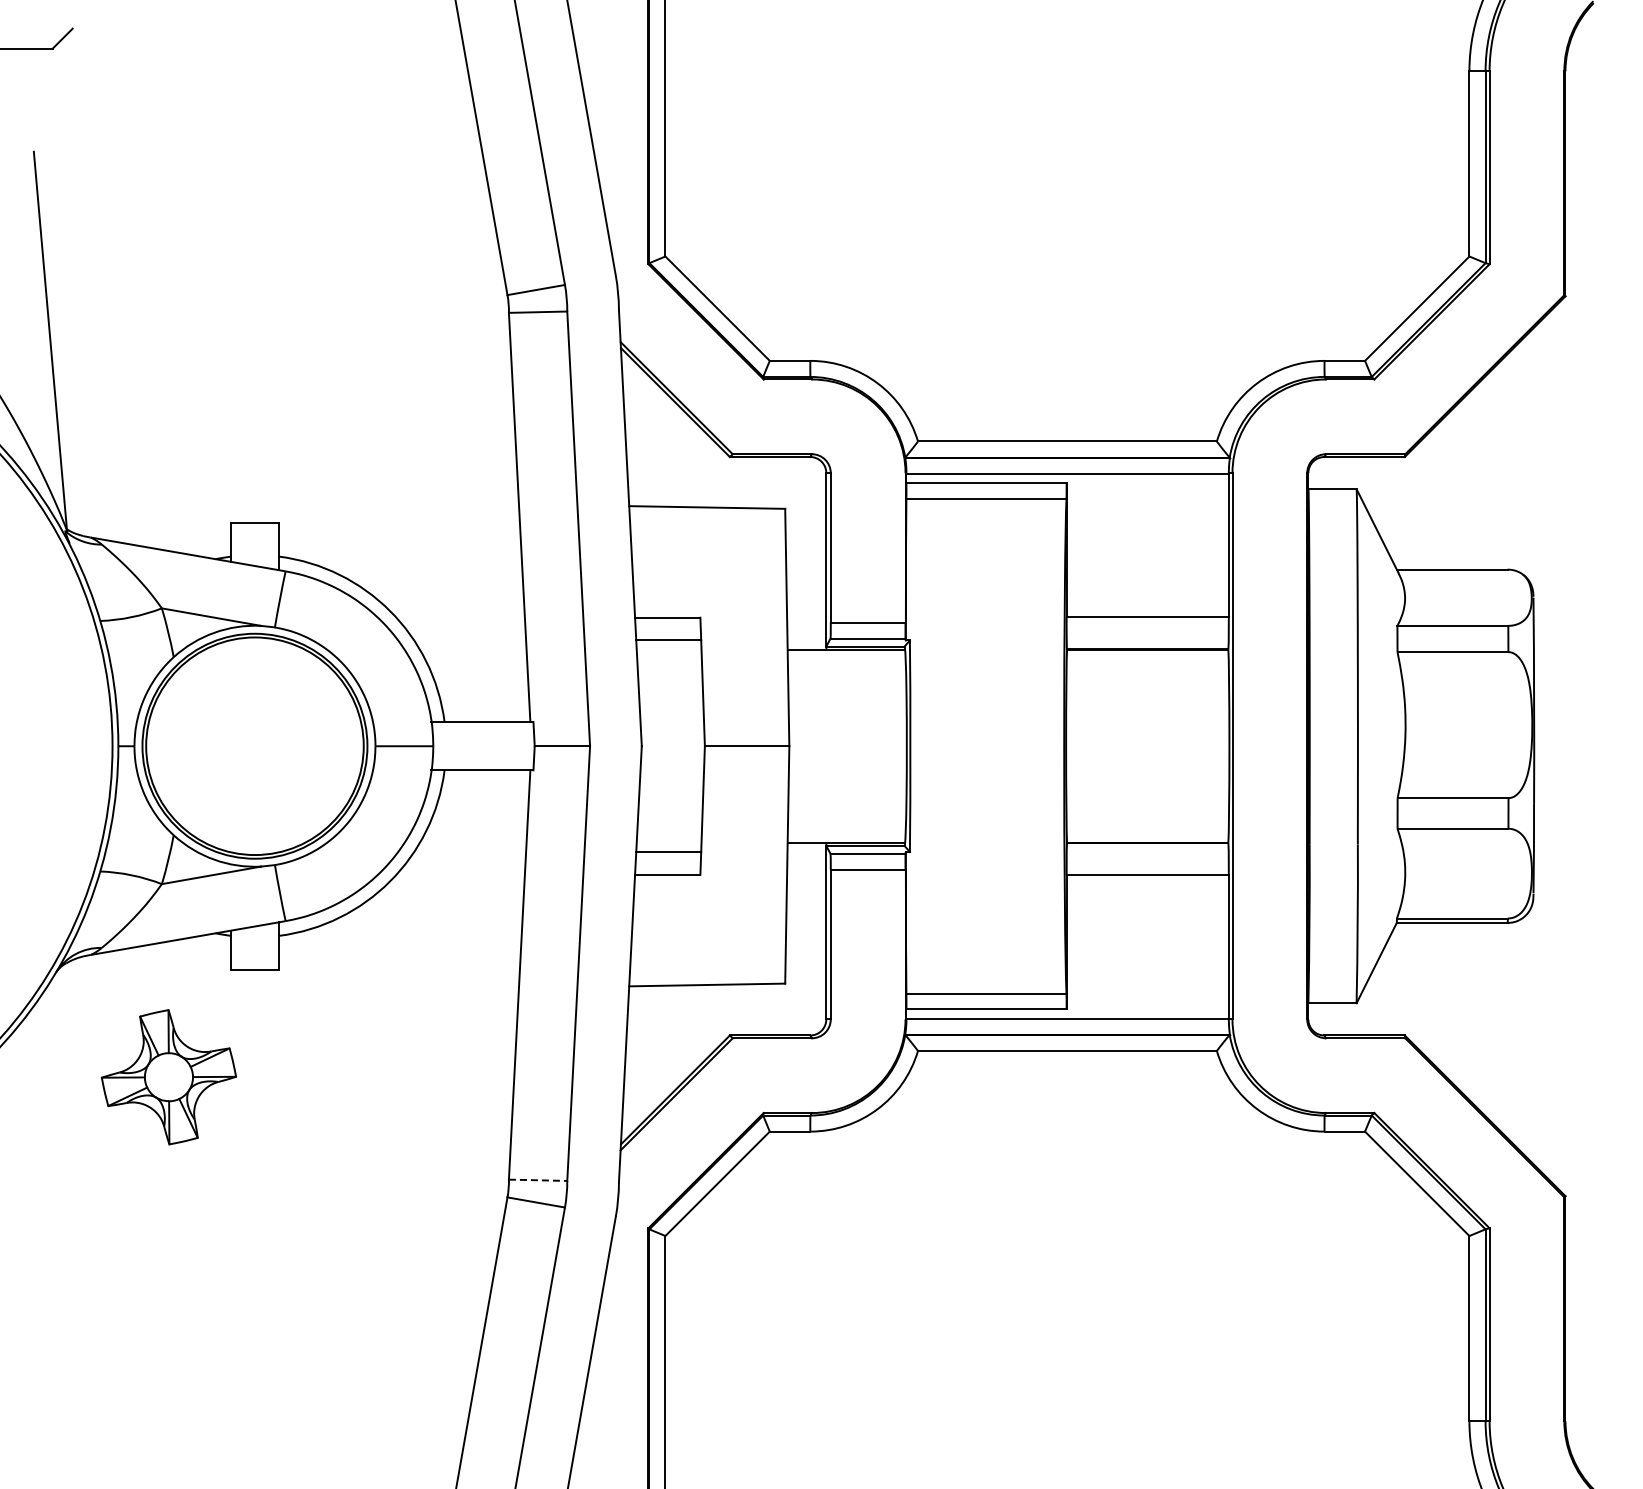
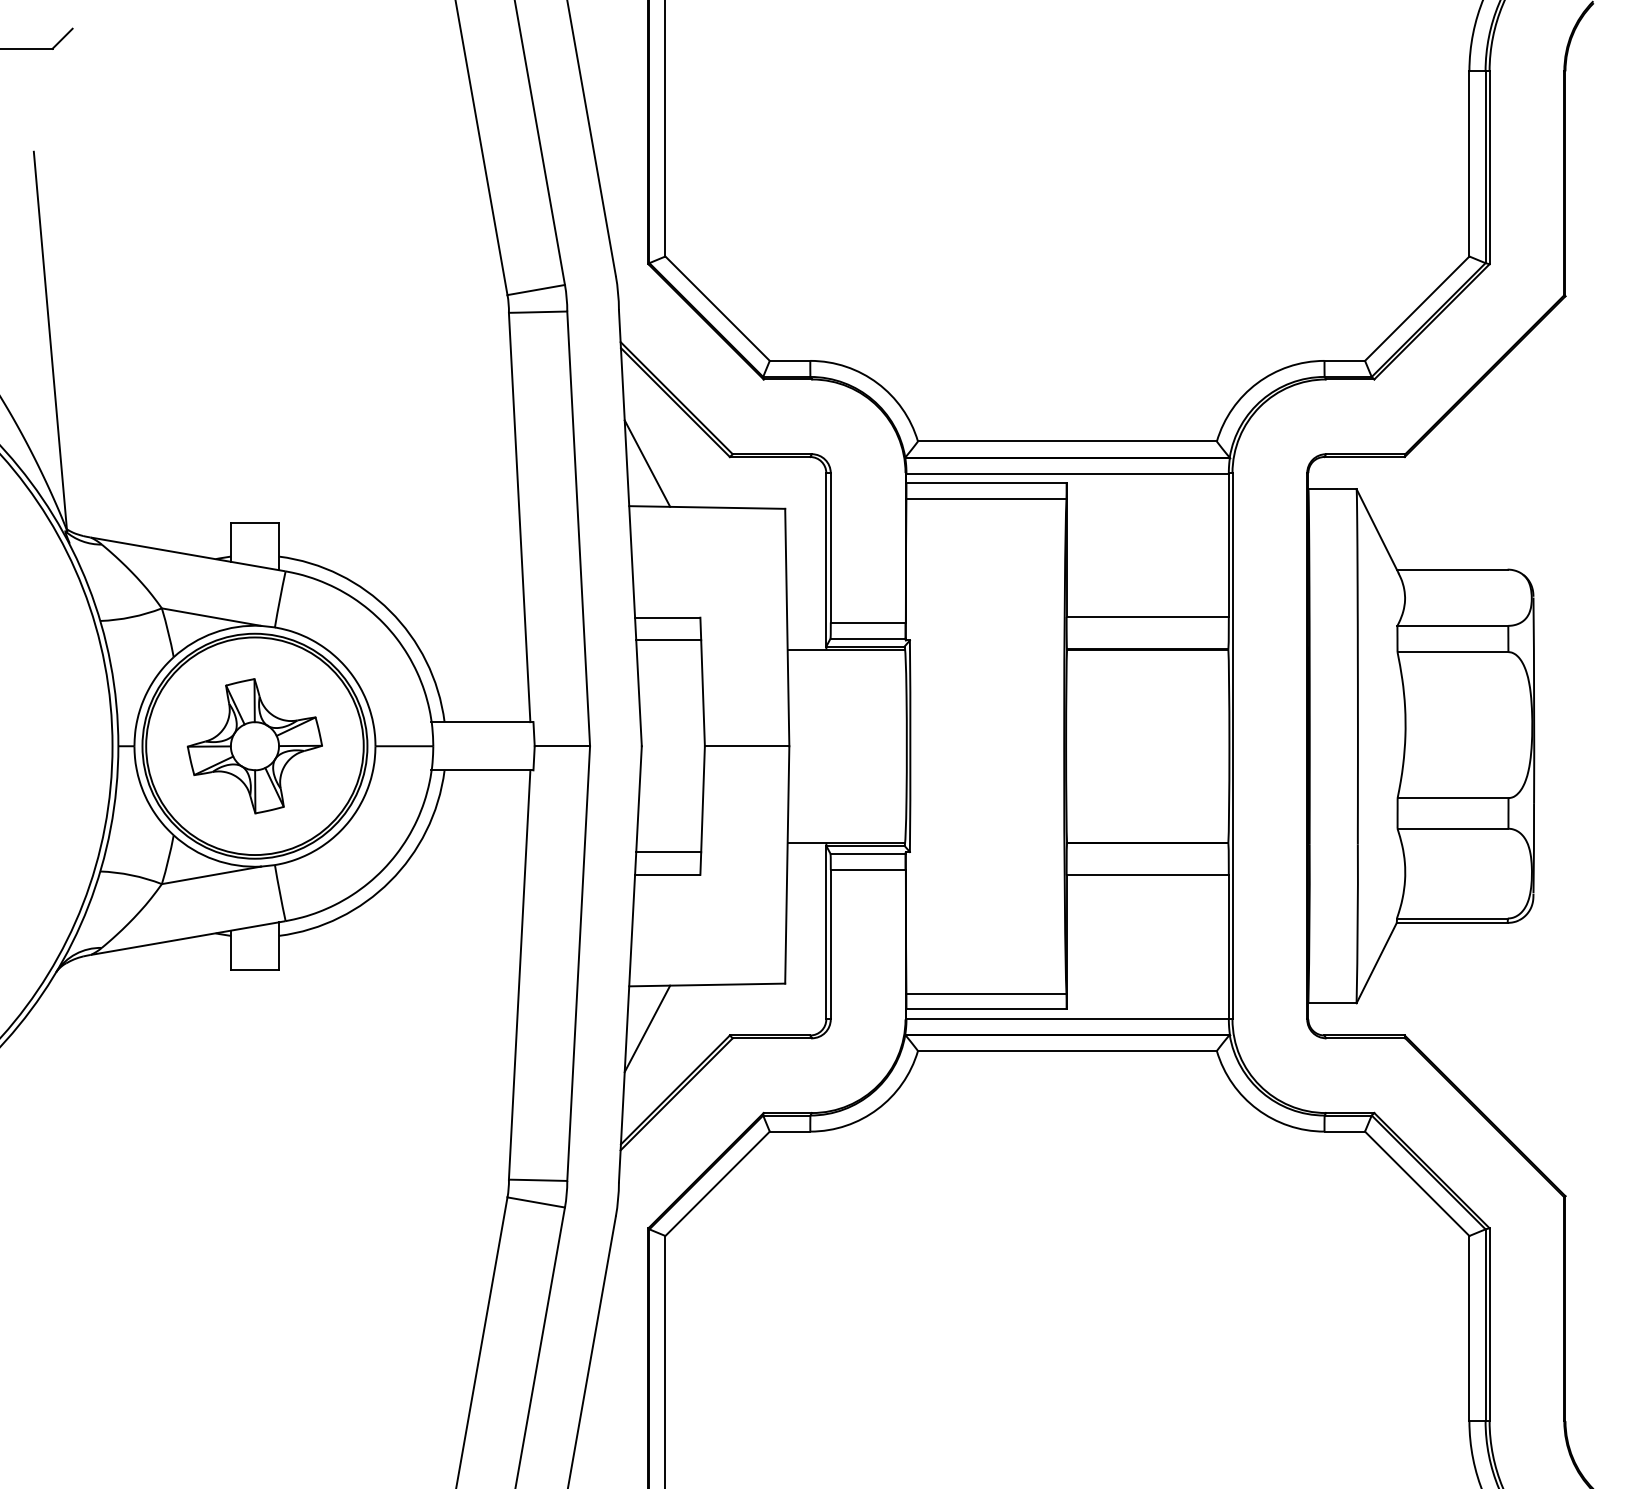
line: none -> present (647, 463)
line: none -> present (647, 1028)
part position: (168, 1077) -> (254, 746) (254, 746)
line: dashed -> solid (537, 1180)
